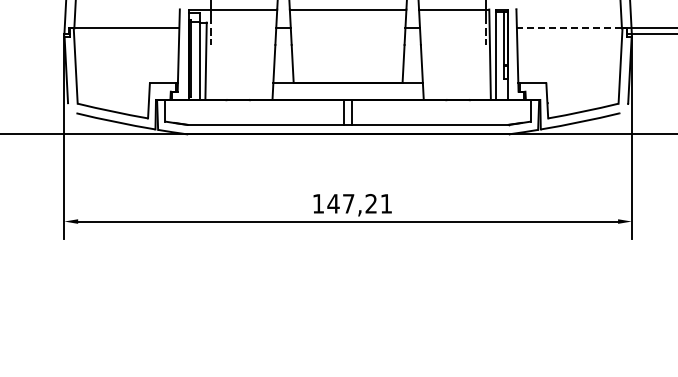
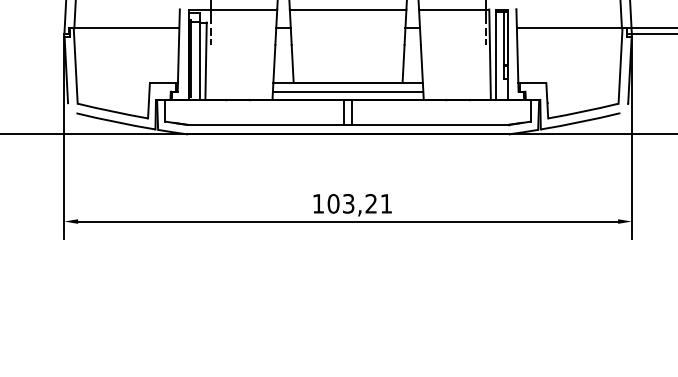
line: dashed -> solid (569, 28)
line: none -> present (347, 91)
text: 147,21 -> 103,21 (340, 203)
